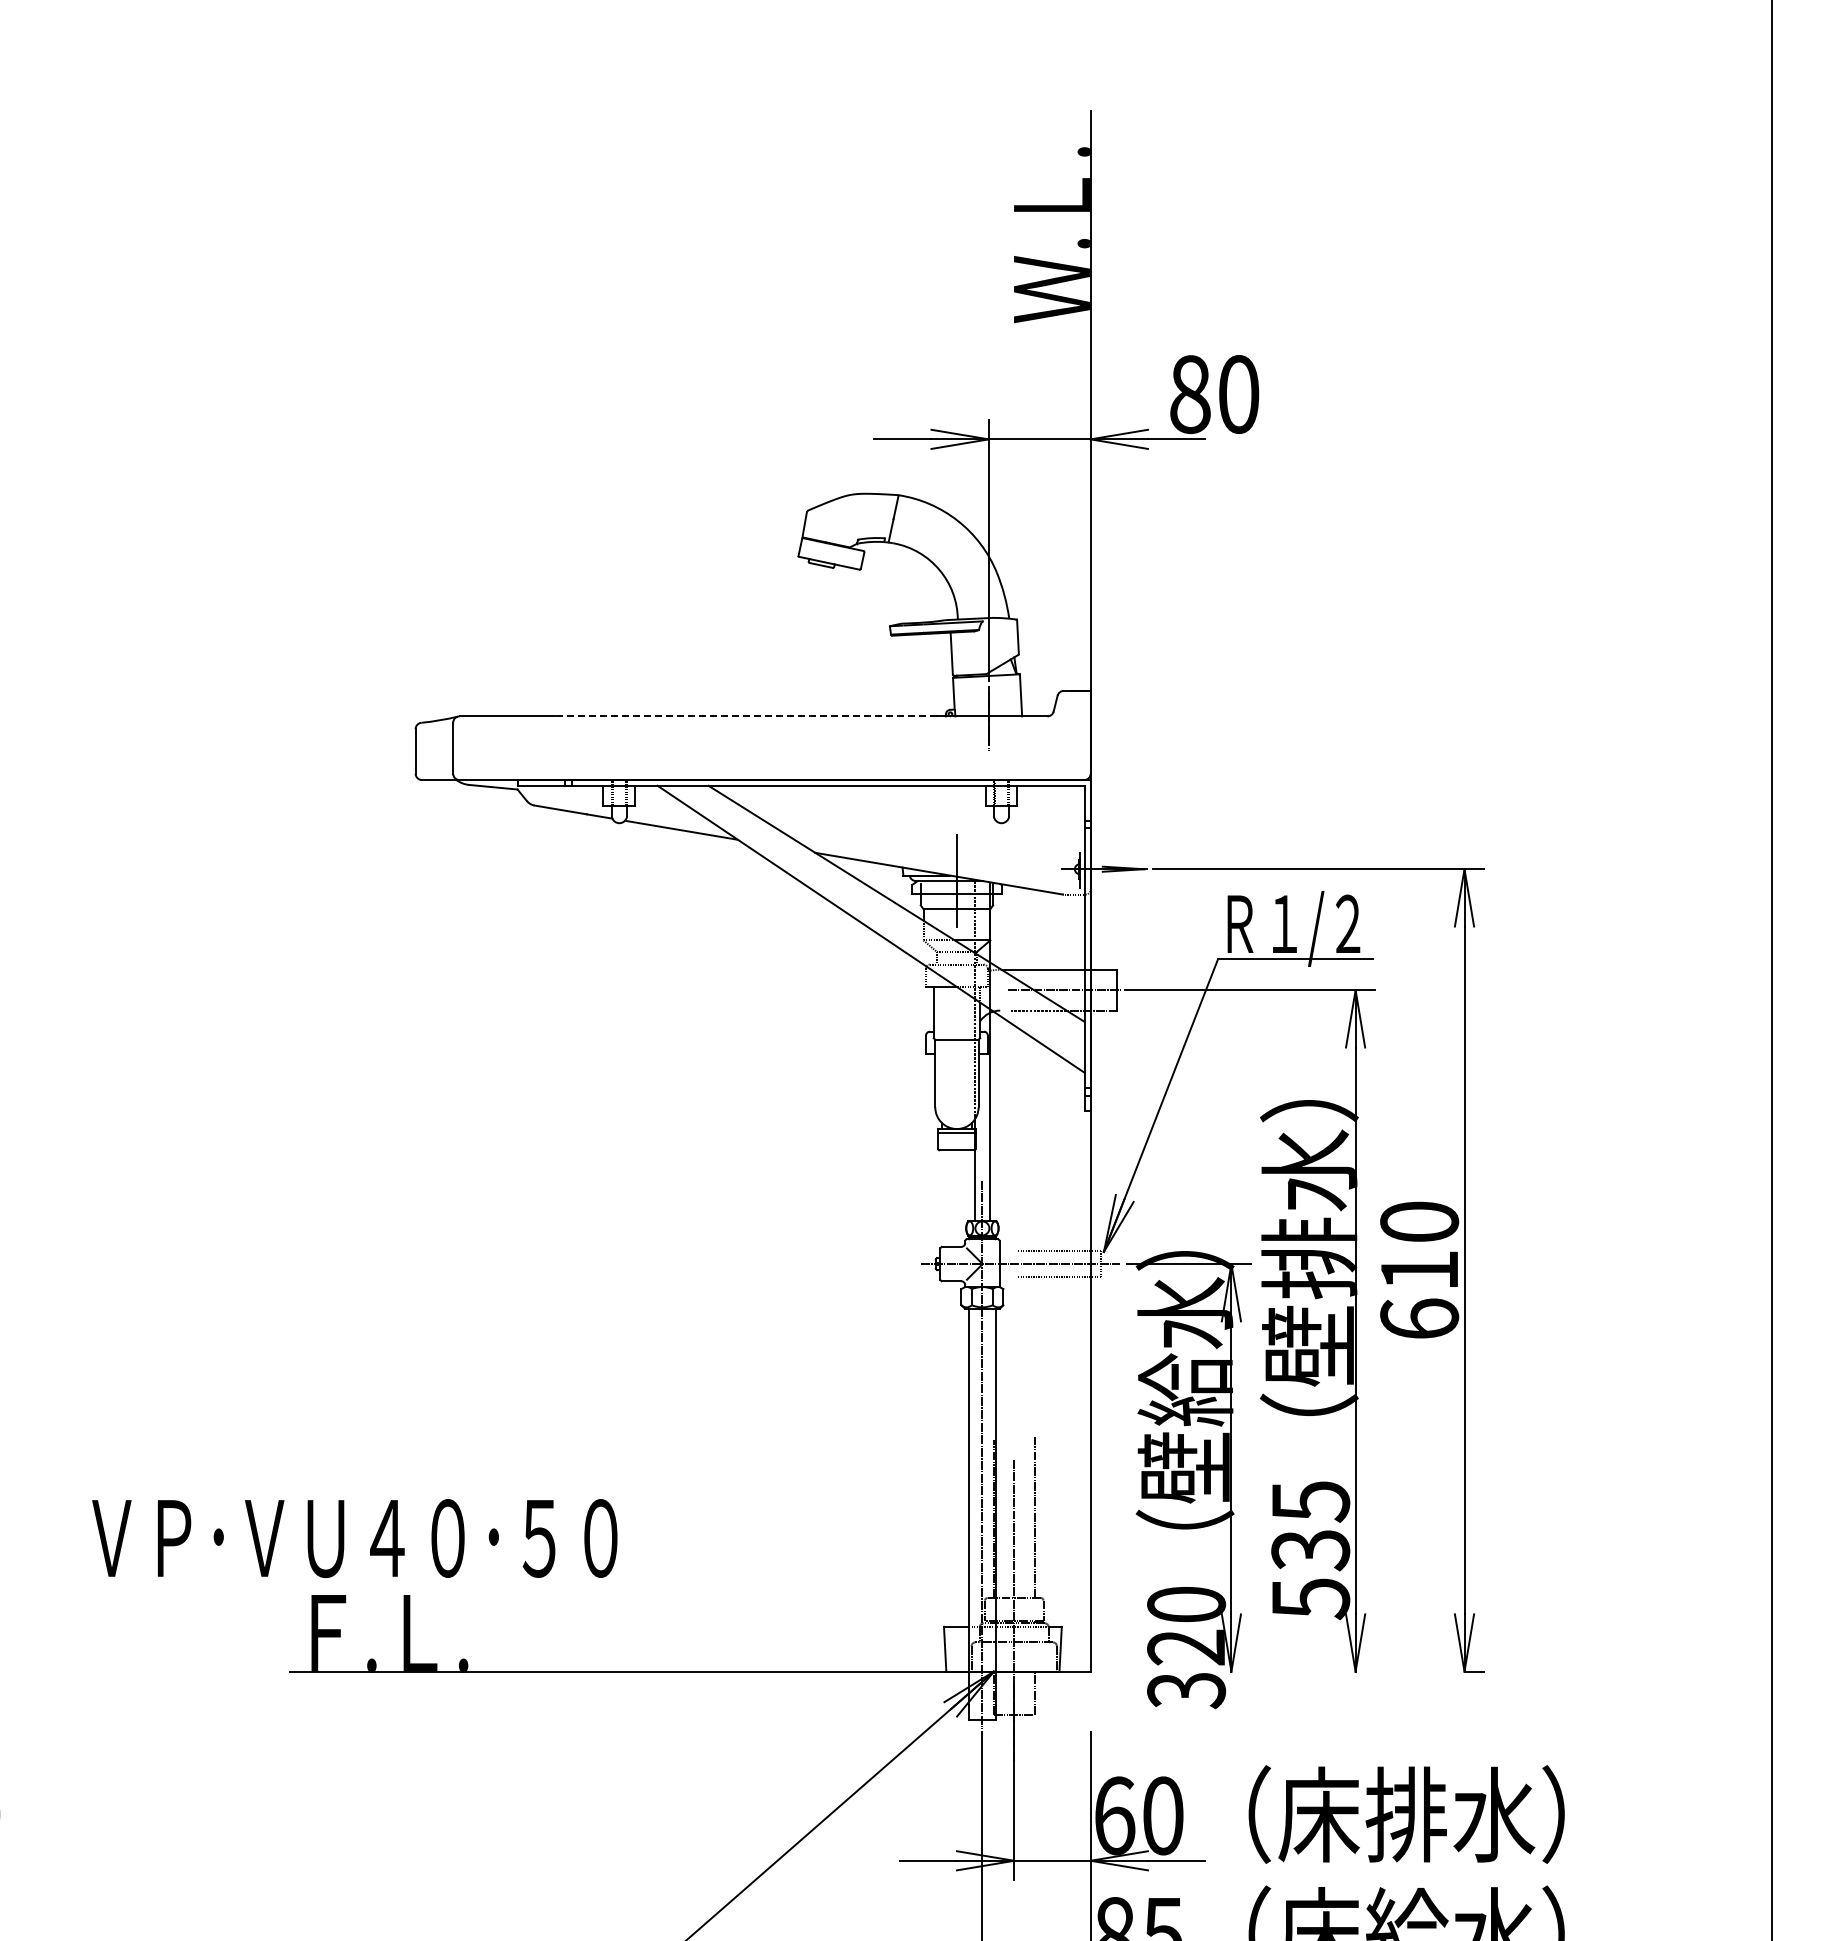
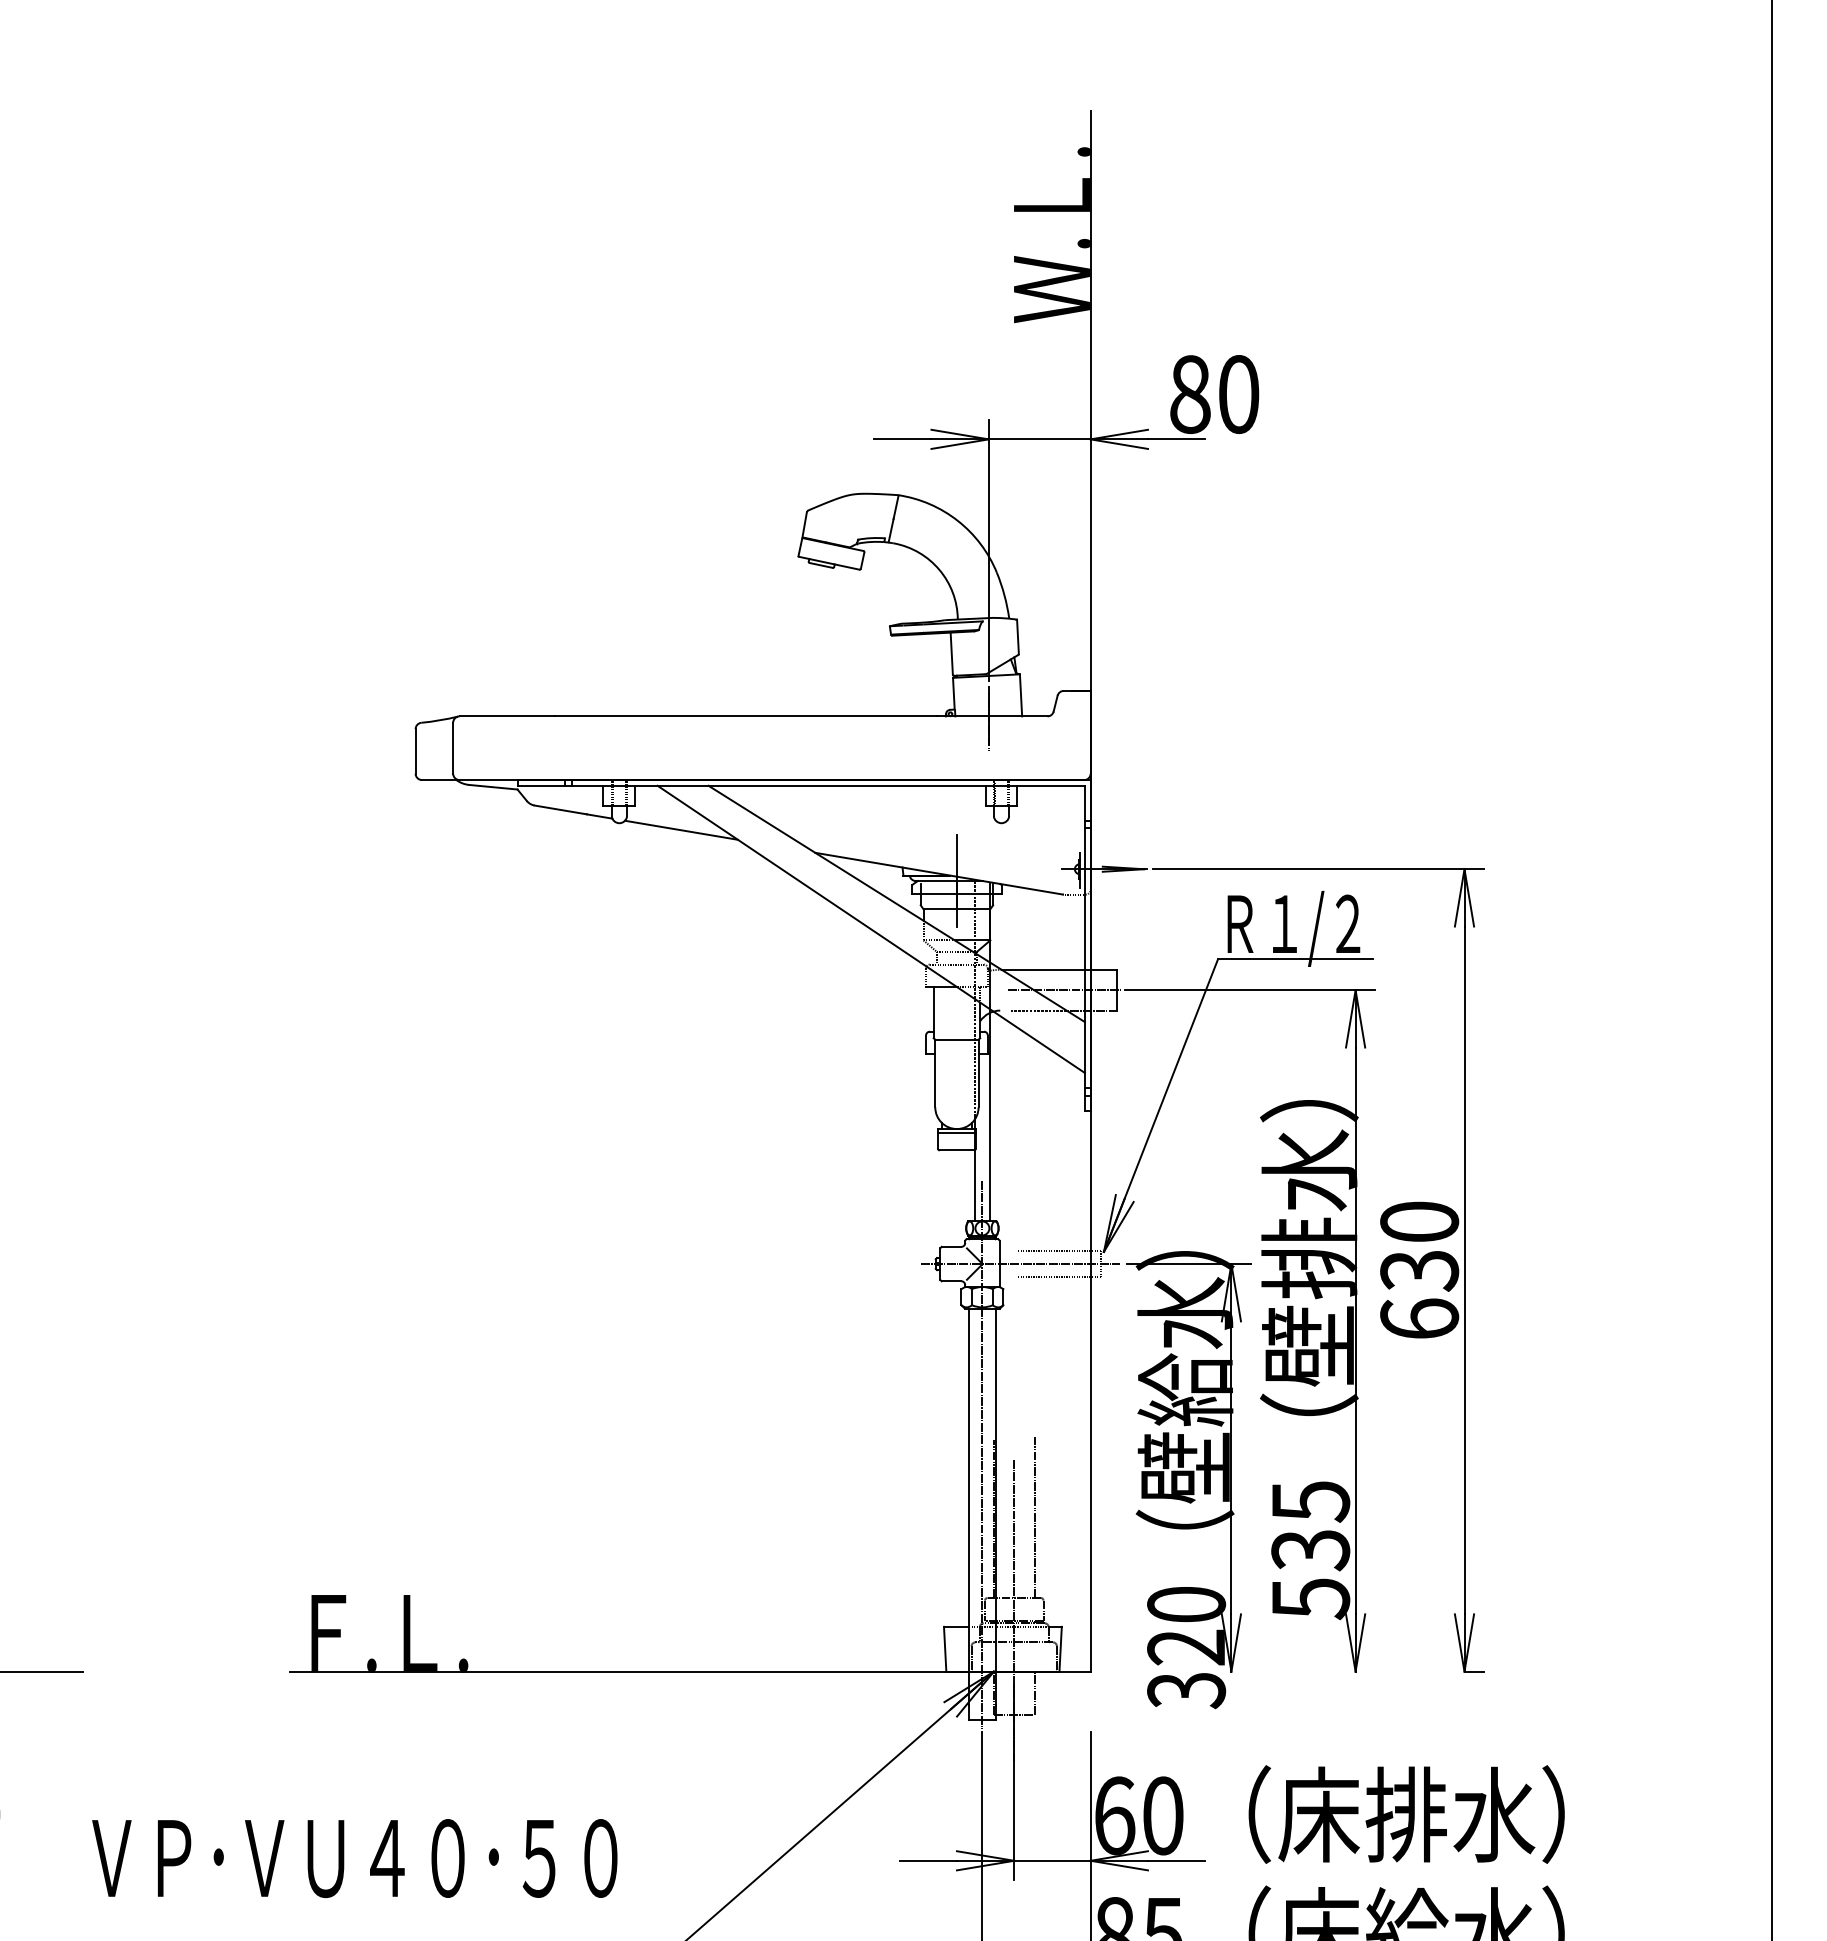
line: dashed -> solid (745, 716)
text: 610 -> 630 (1419, 1271)
text position: (354, 1538) -> (354, 1858) (354, 1858)
line: none -> present (42, 1671)
